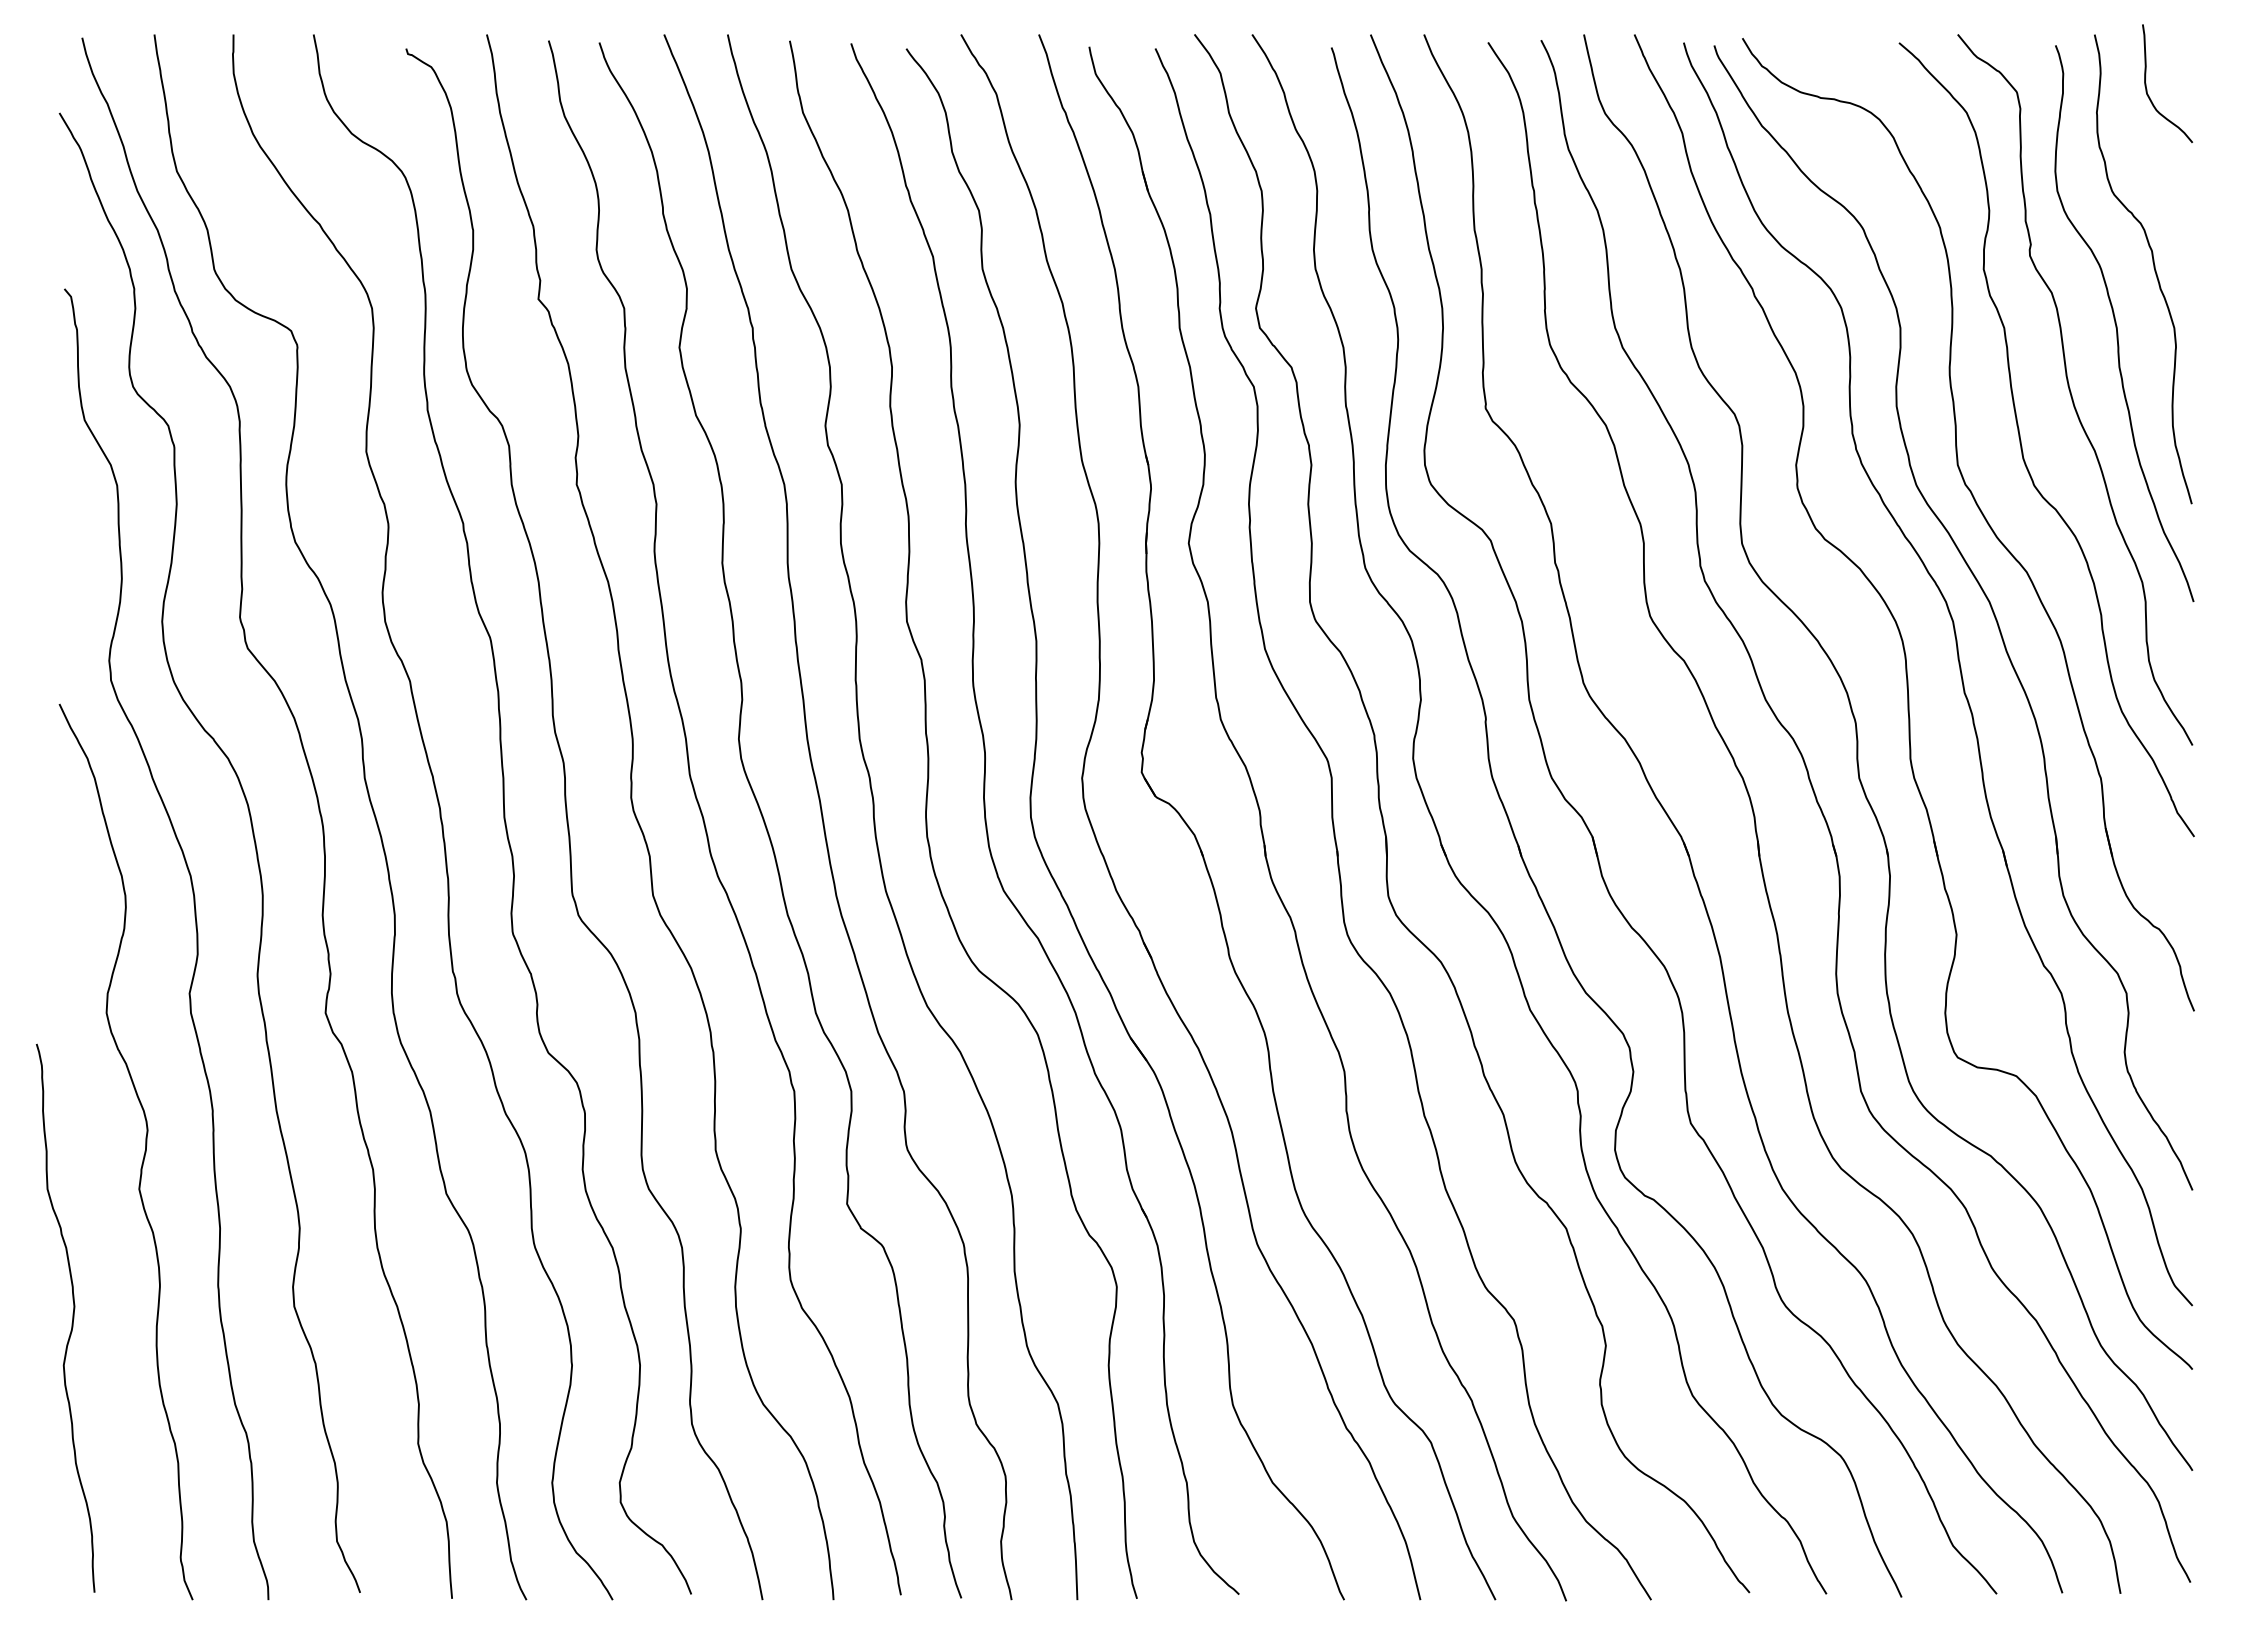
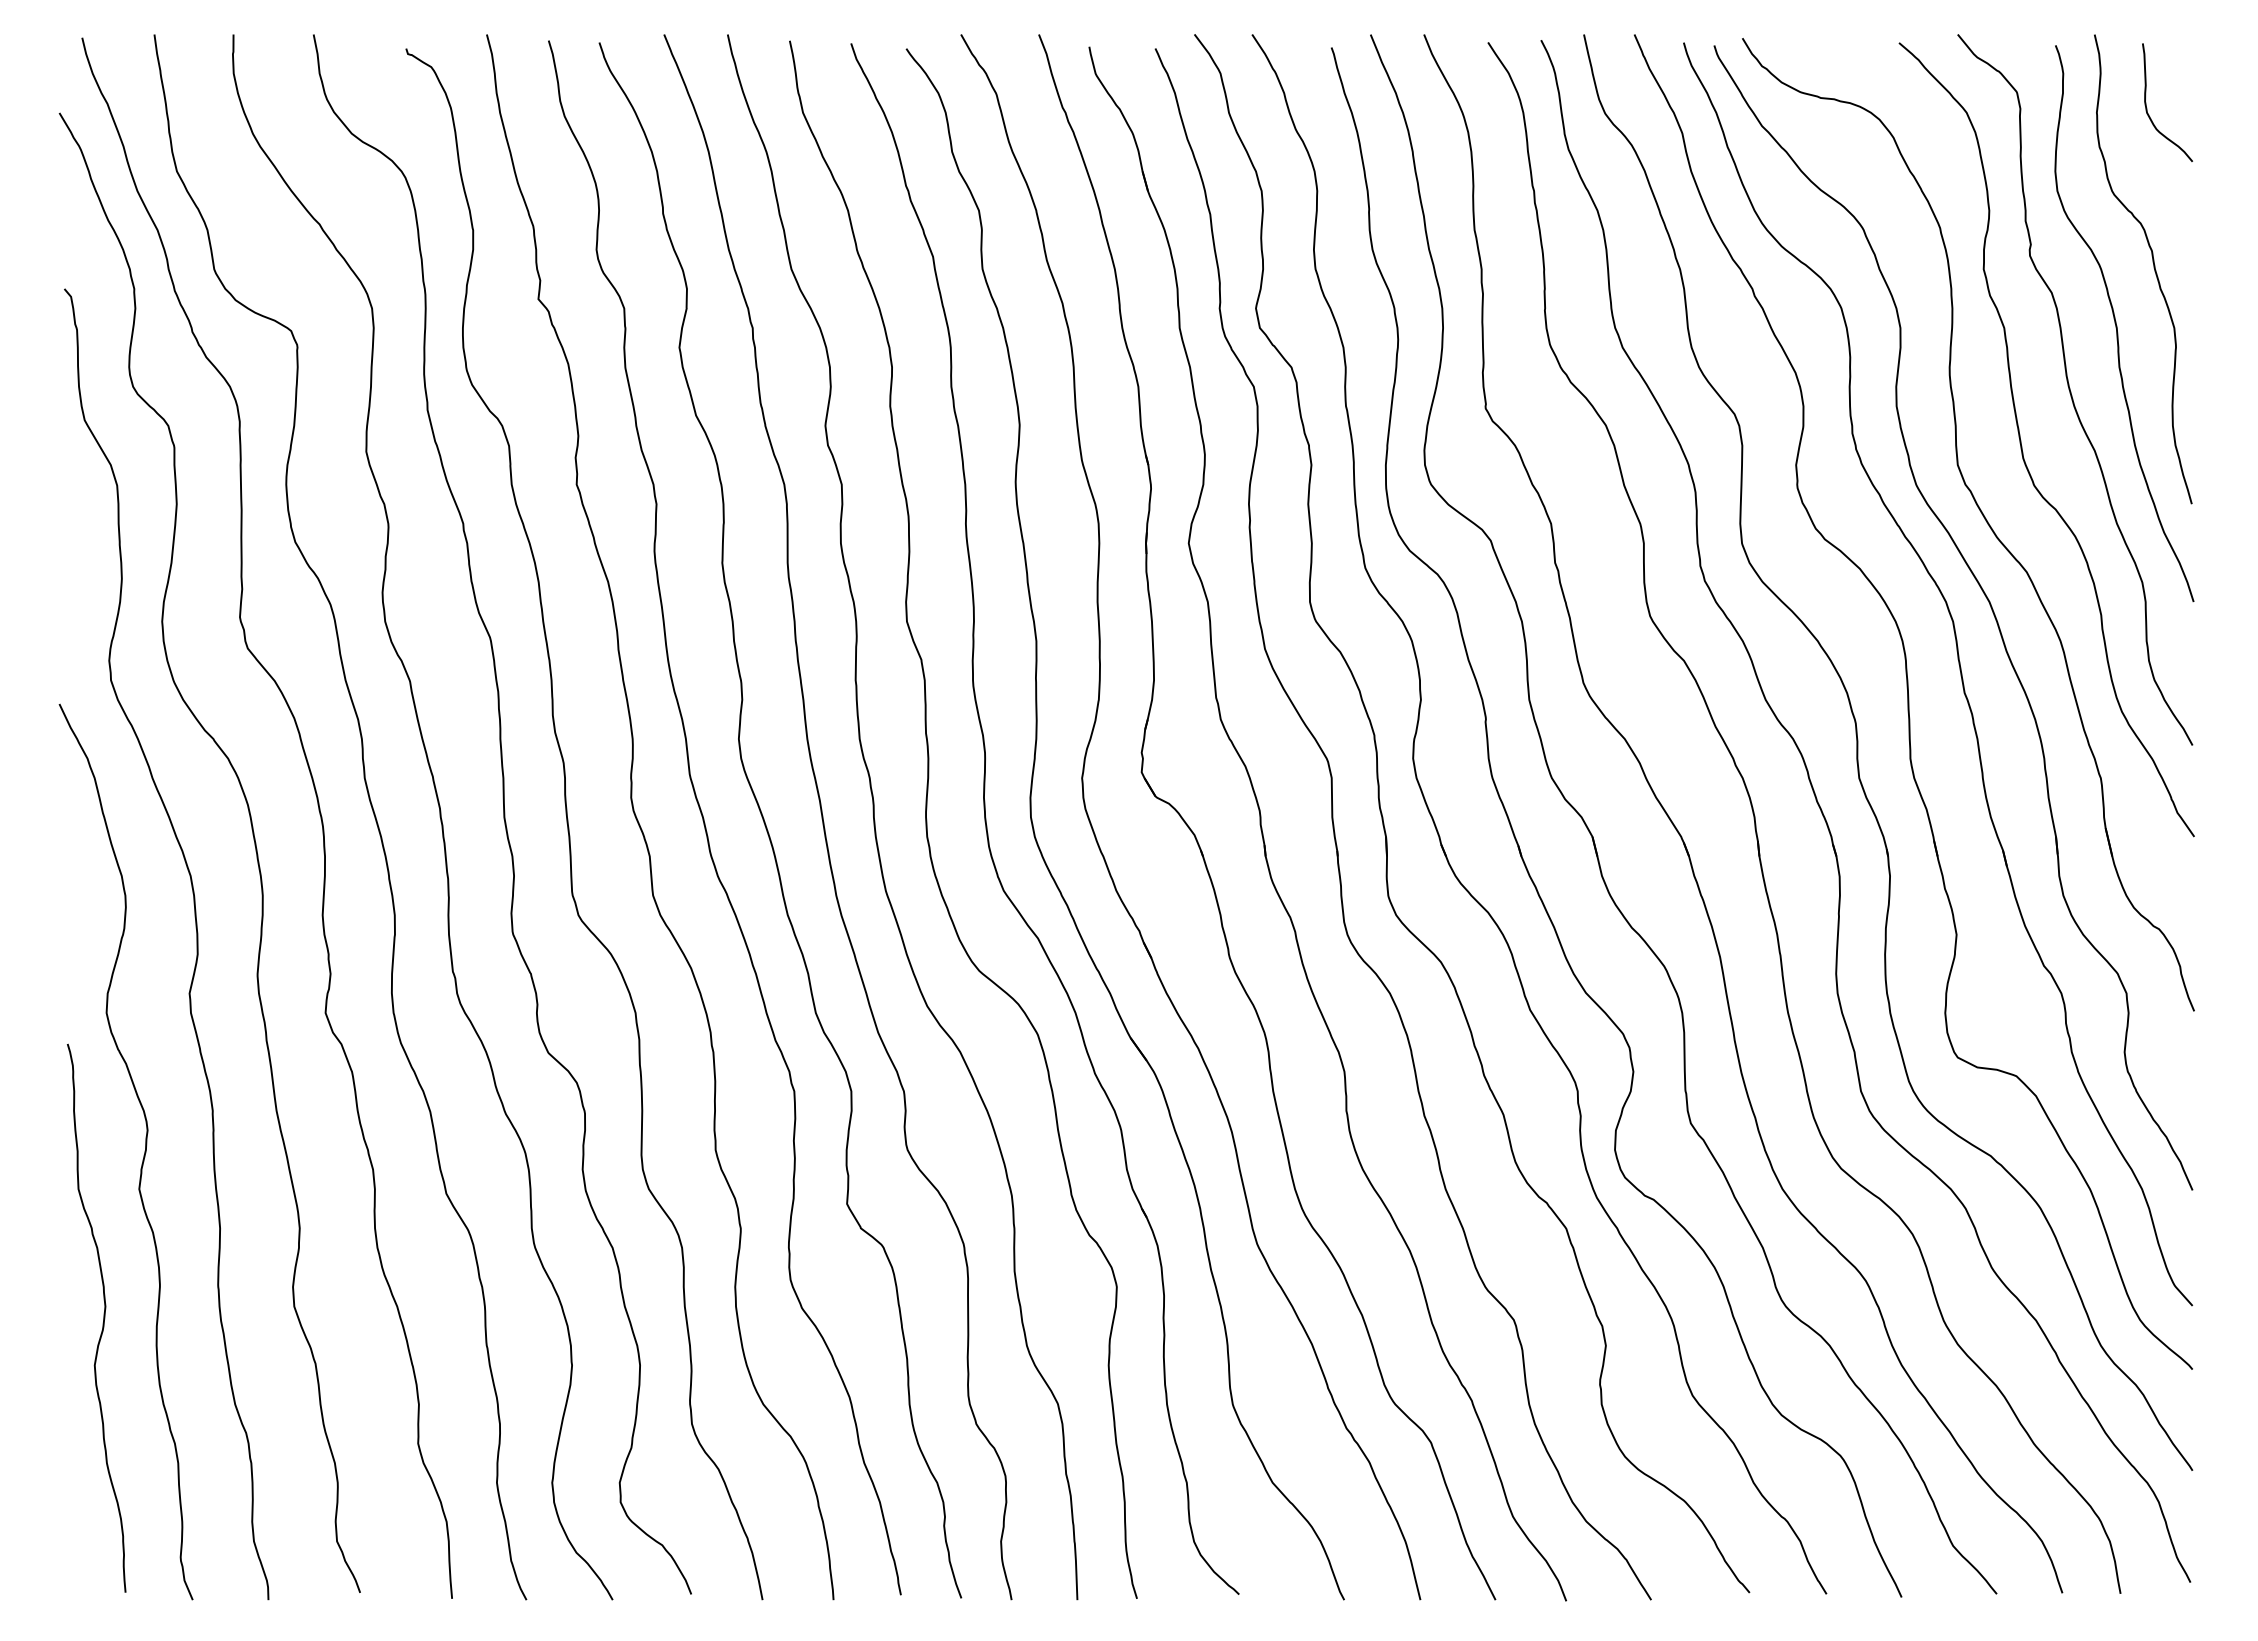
curve position: (2147, 89) -> (2147, 108) (2147, 108)
curve position: (72, 1317) -> (103, 1317) (103, 1317)
